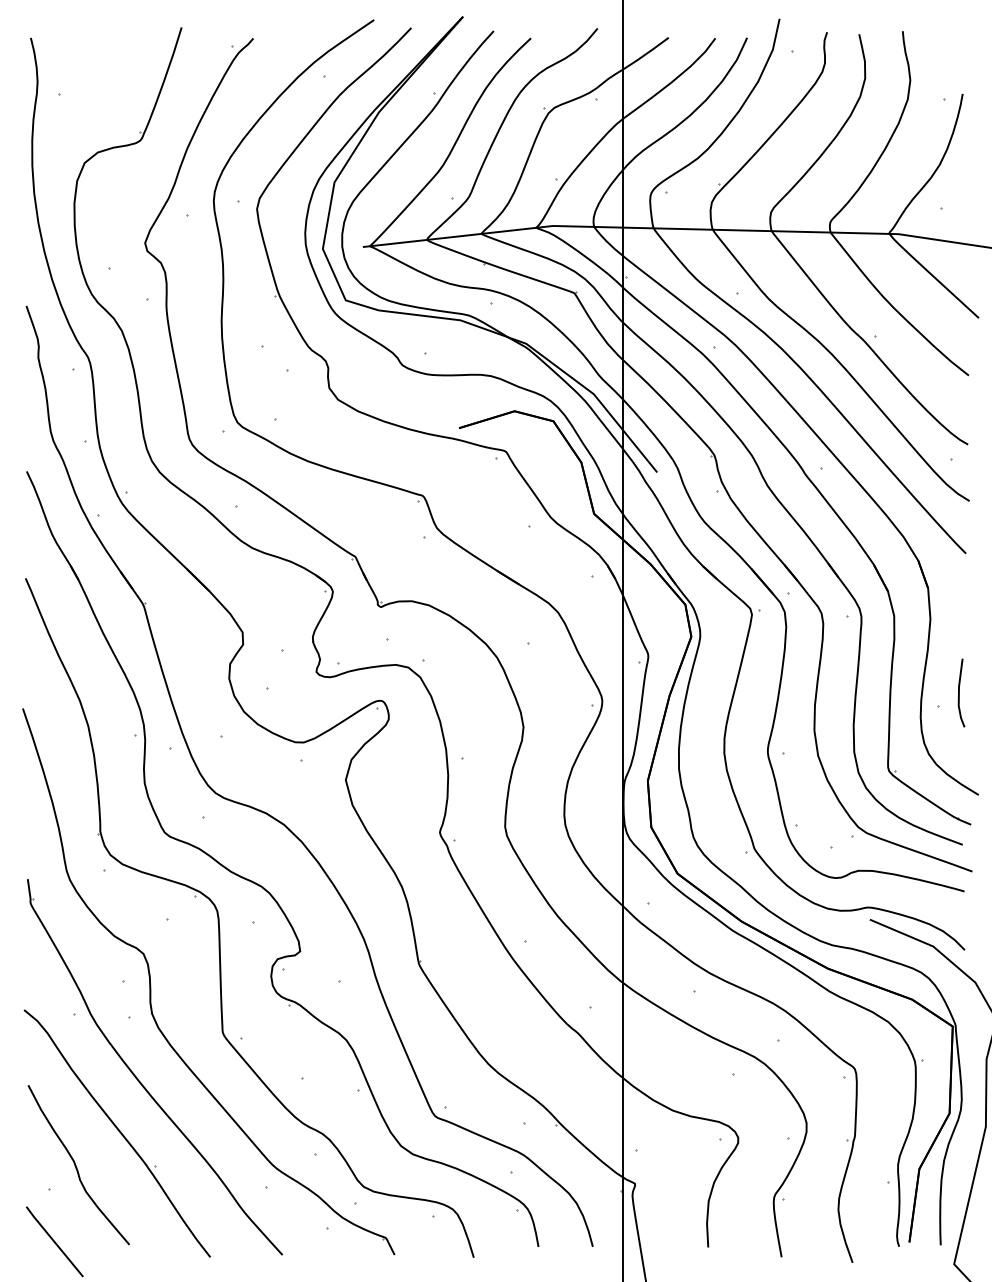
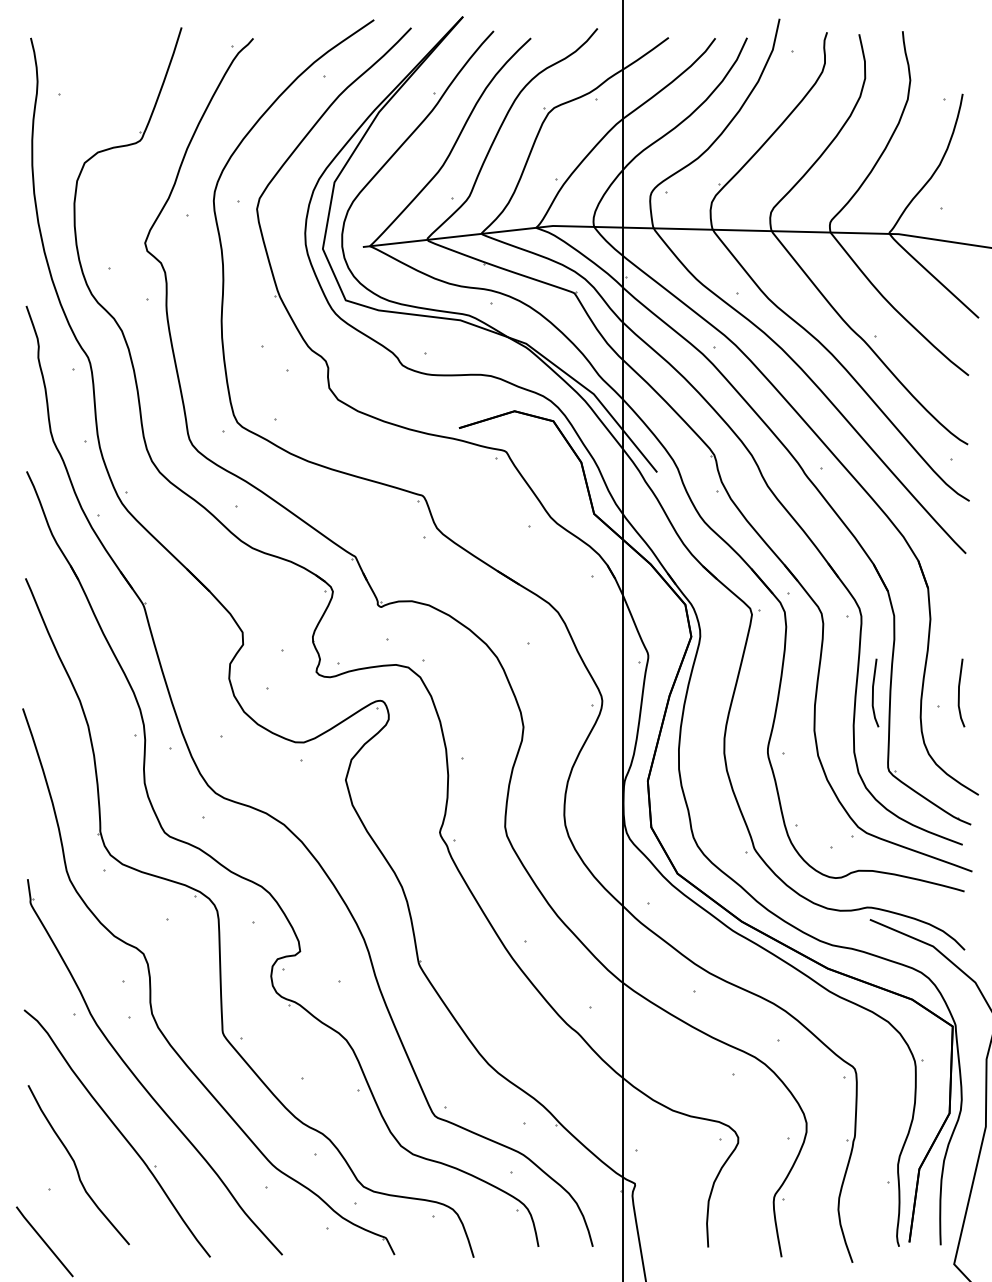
line: none -> present (873, 692)
line position: (54, 1241) -> (44, 1241) (44, 1241)
